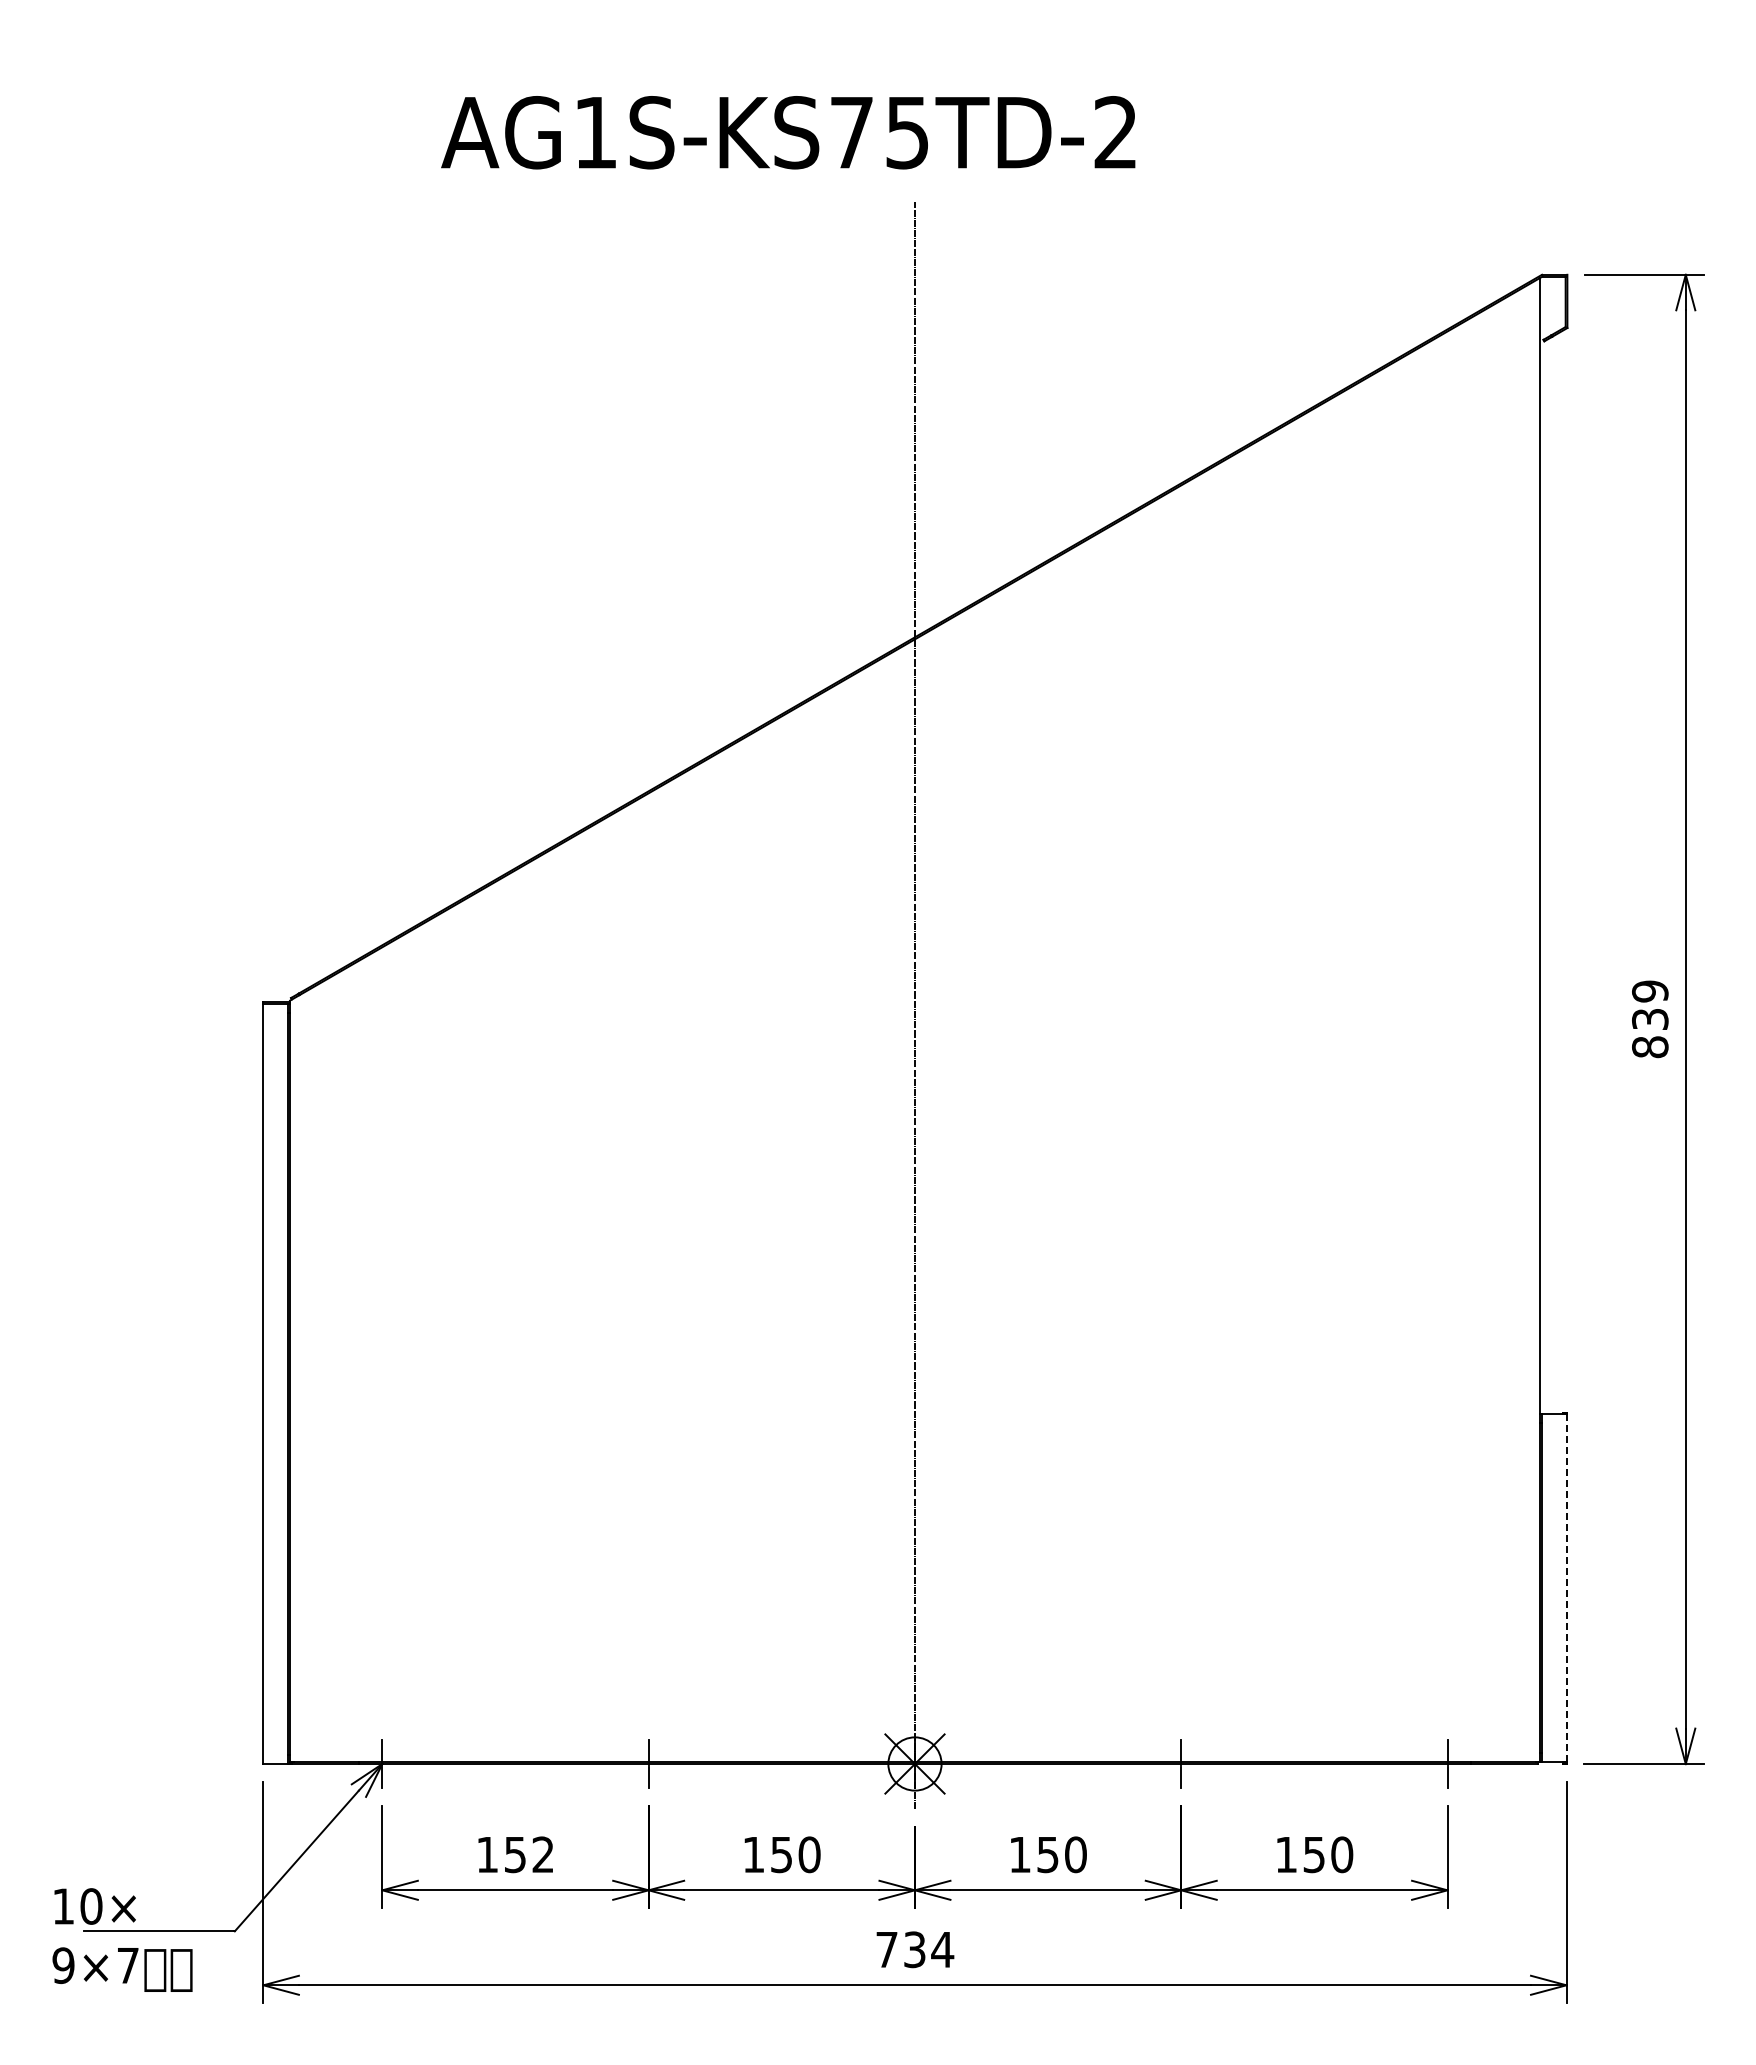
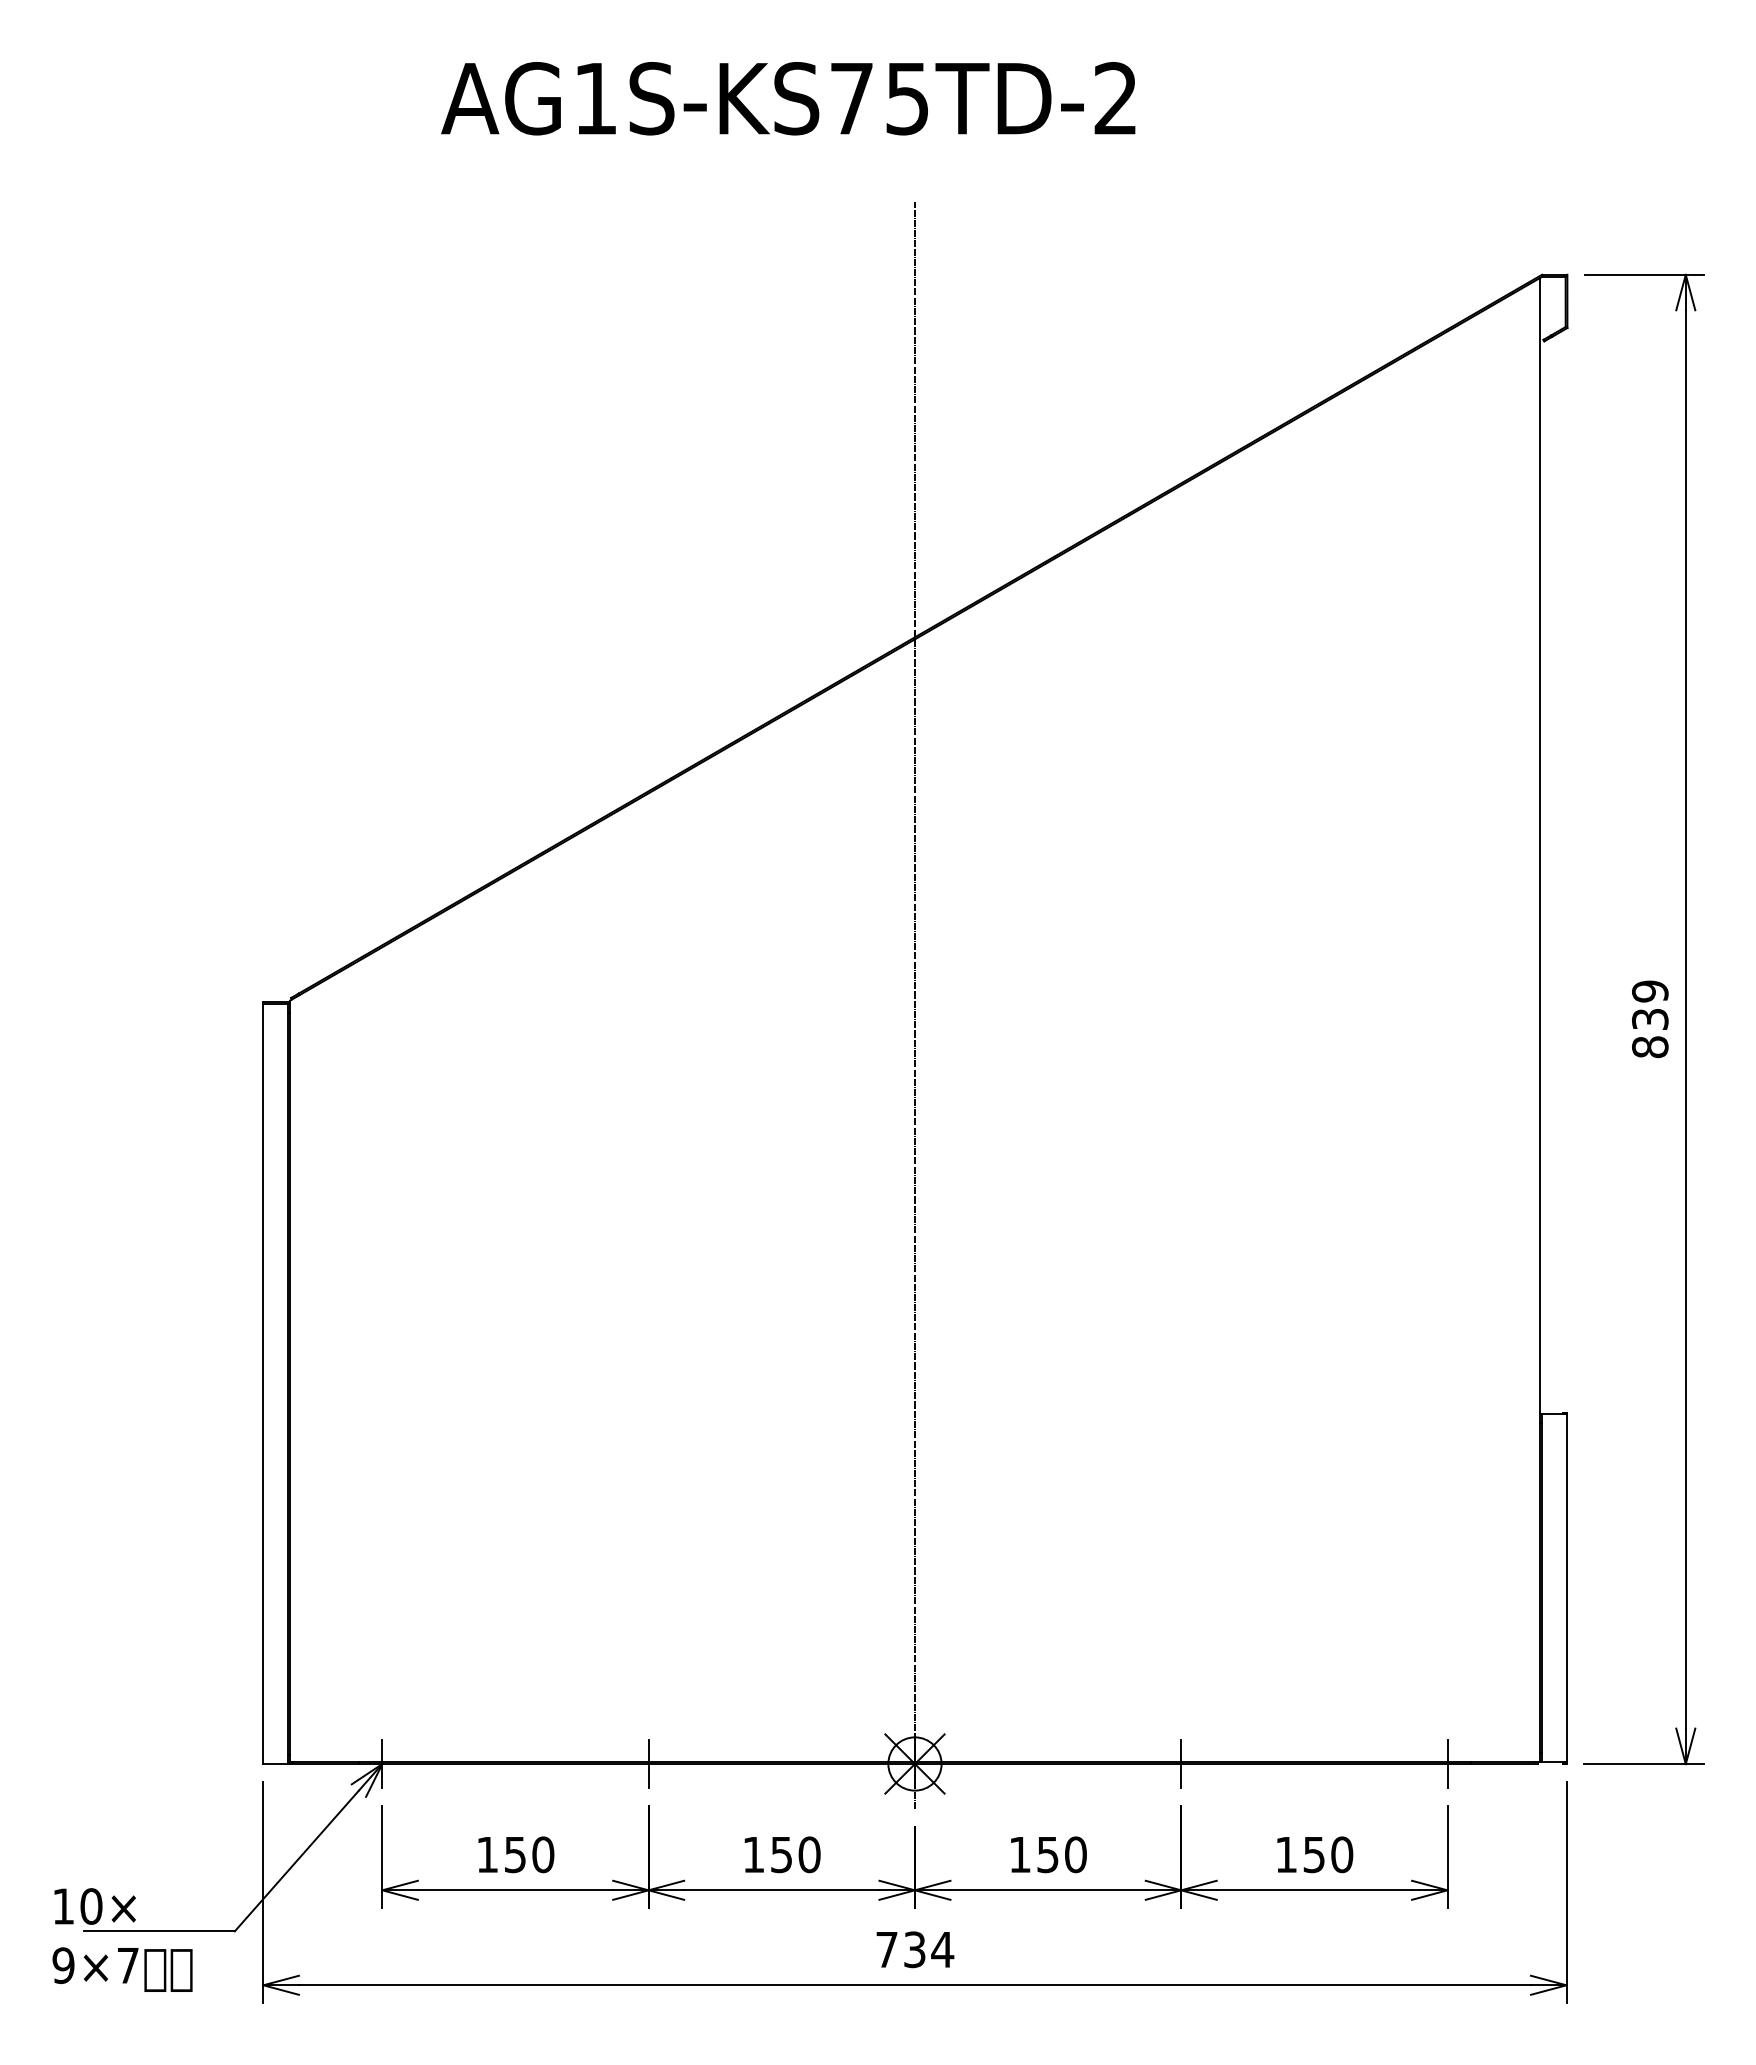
text position: (788, 132) -> (788, 98) (788, 98)
line: dashed -> solid (1566, 1588)
text: 152 -> 150 (543, 1854)
